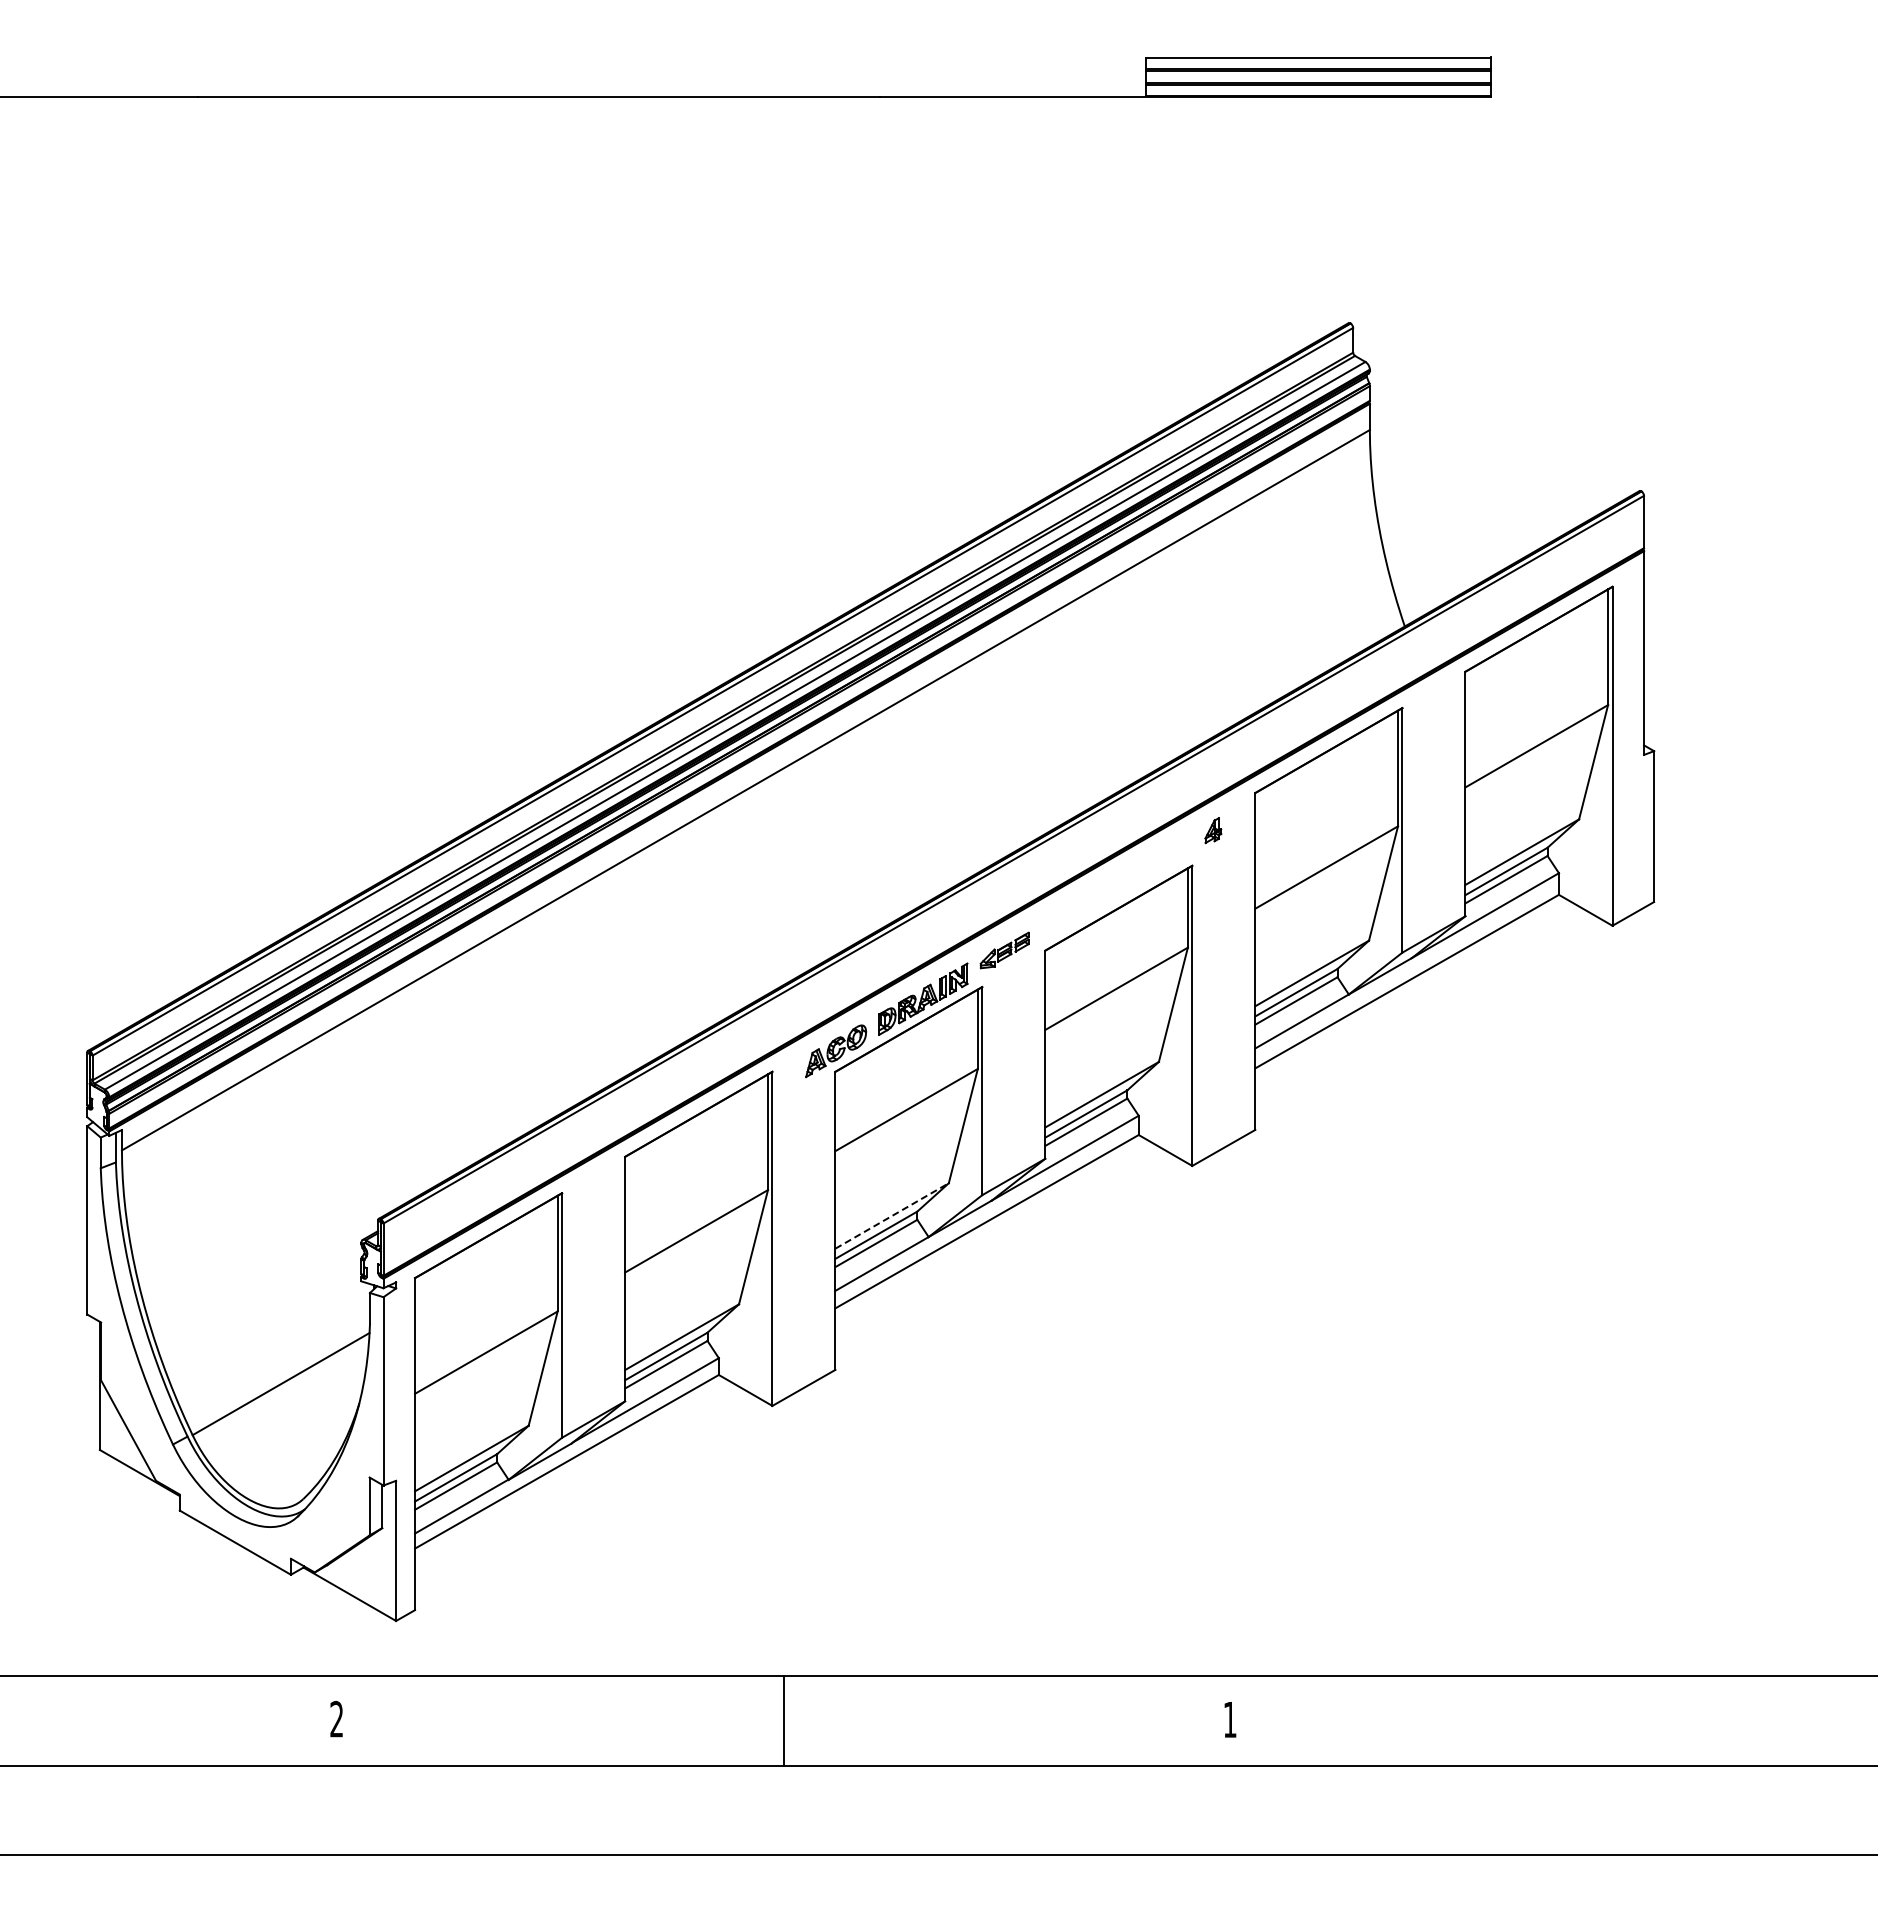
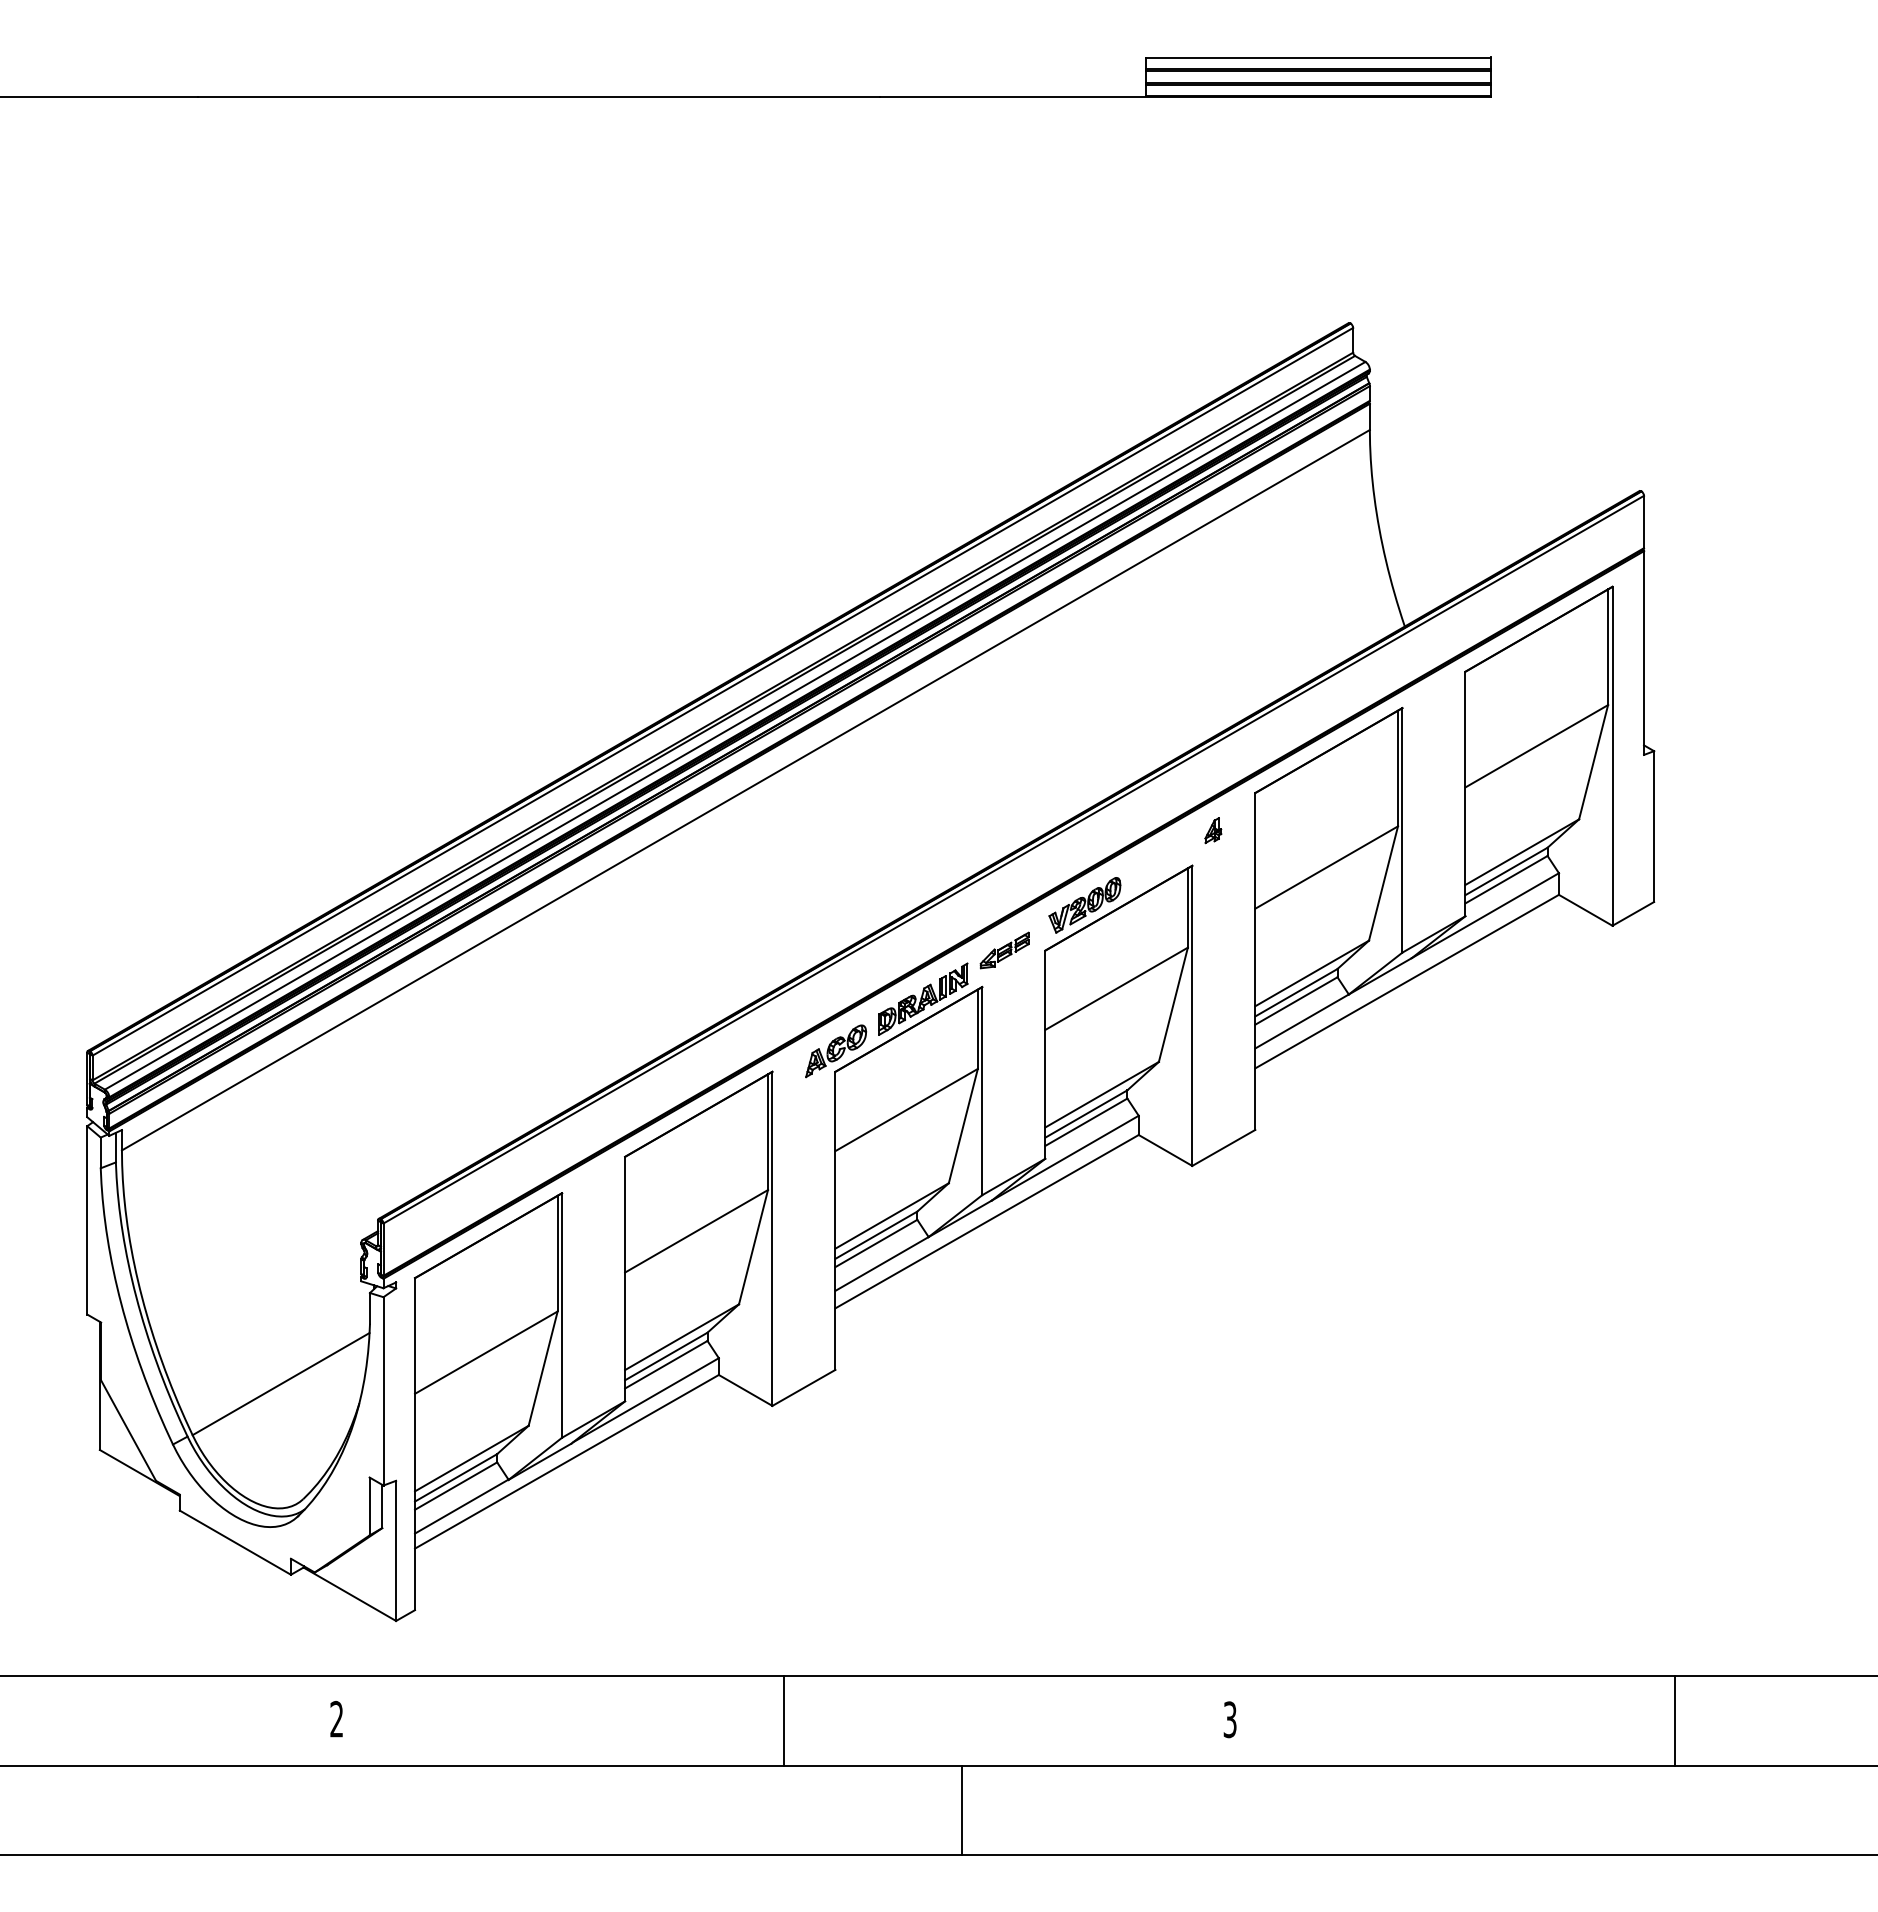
part: none -> present (1084, 905)
line: dashed -> solid (892, 1215)
text: 1 -> 3 (1229, 1719)
line: none -> present (1675, 1720)
line: none -> present (962, 1809)
